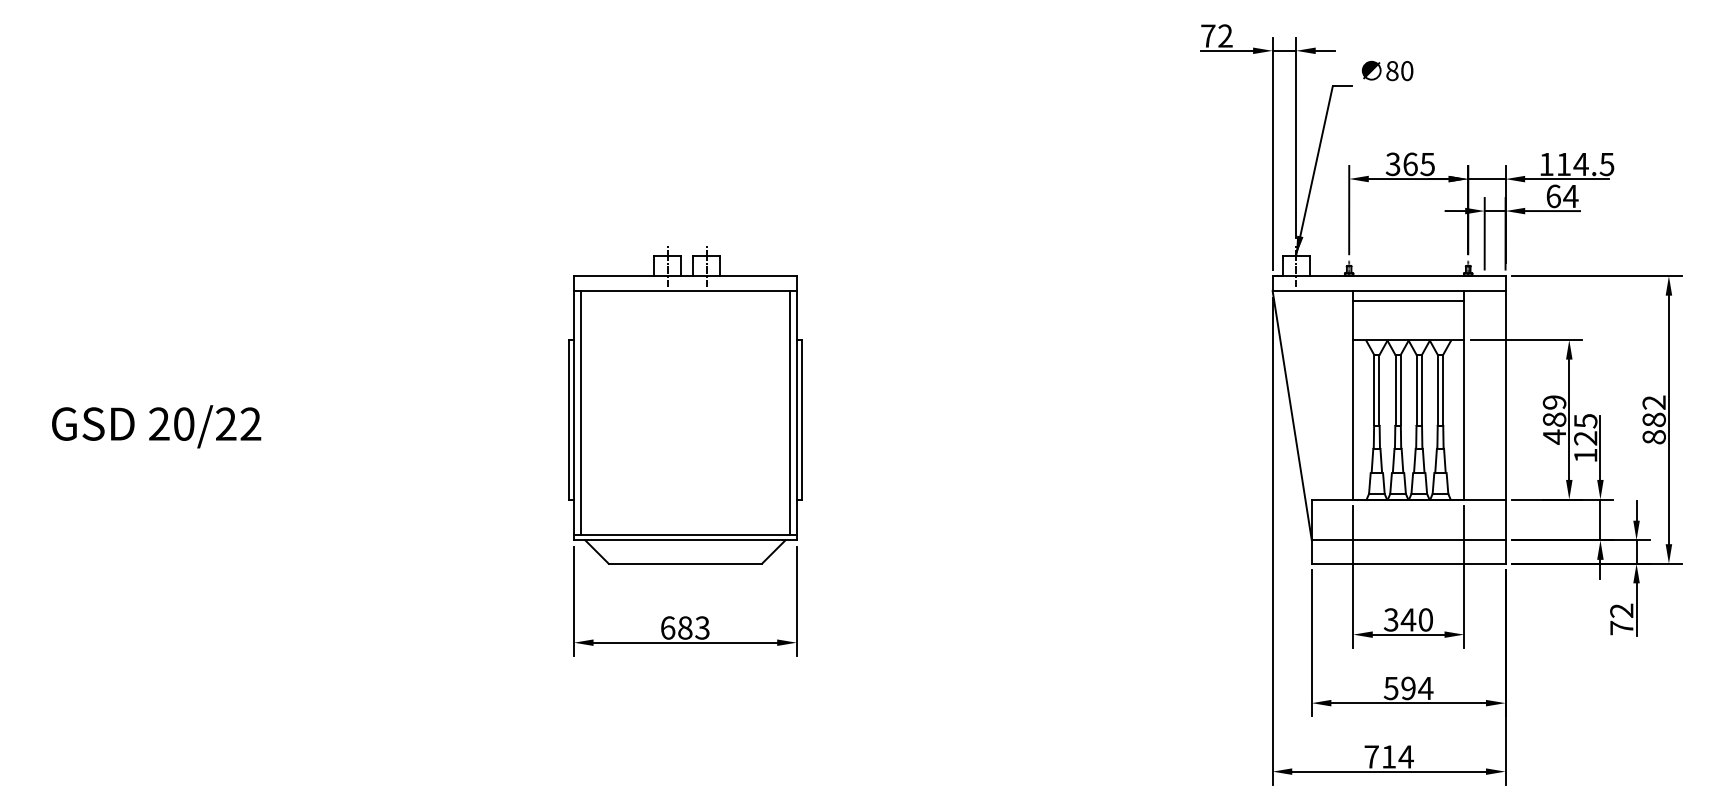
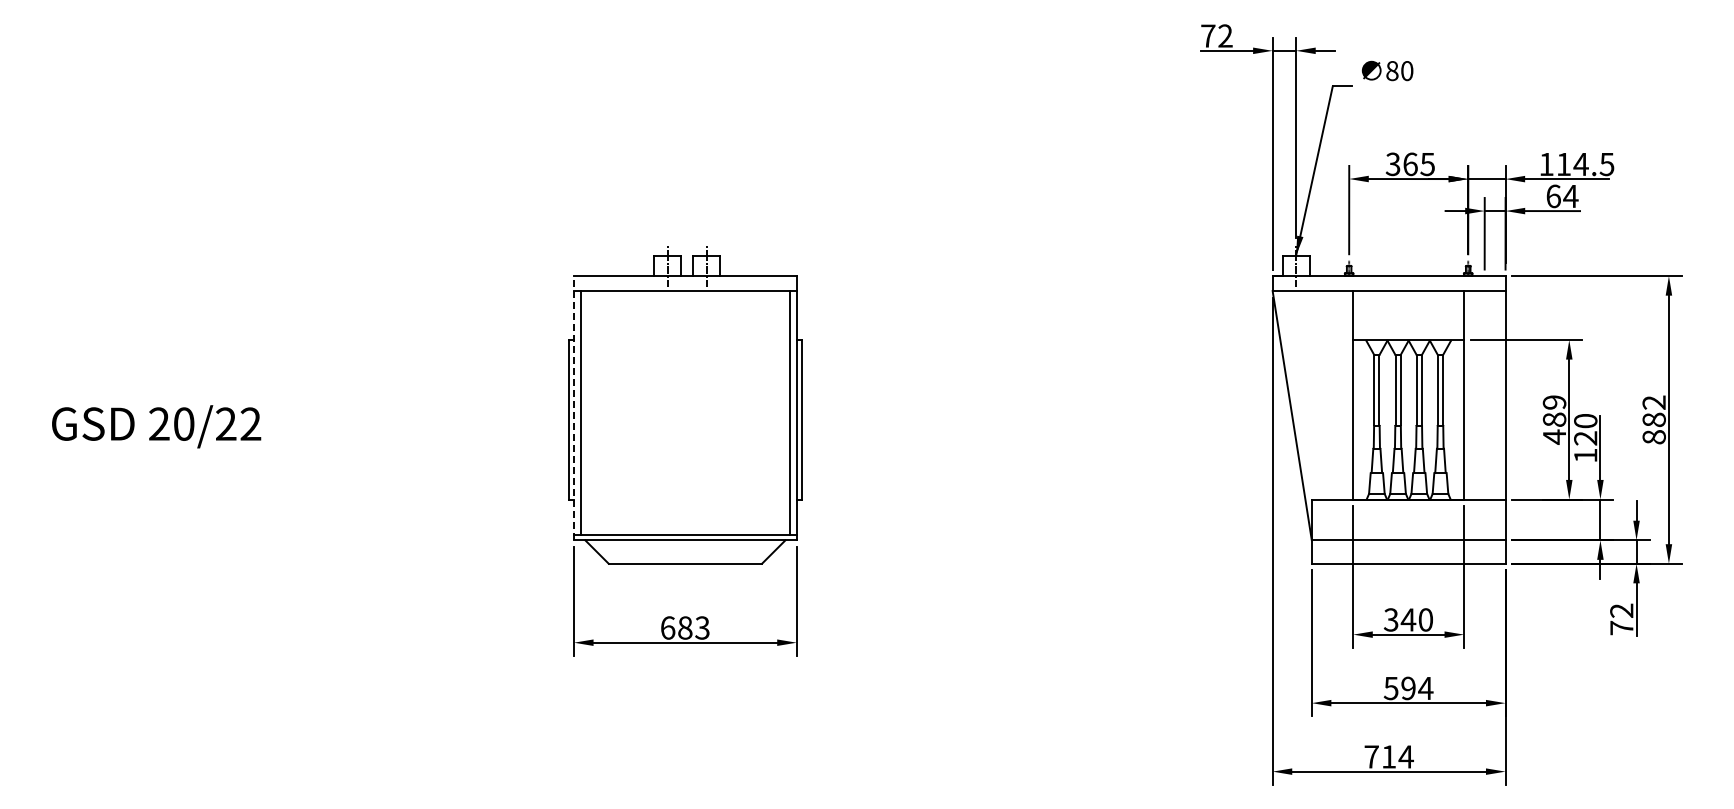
line: present -> none (1408, 300)
line: solid -> dashed (574, 407)
text: 125 -> 120 (1585, 421)
